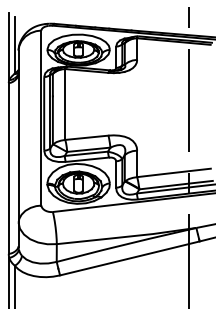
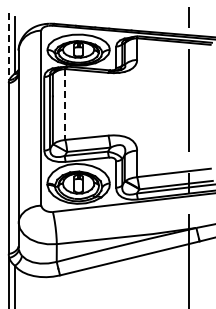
line: solid -> dashed (9, 46)
line: solid -> dashed (65, 105)
